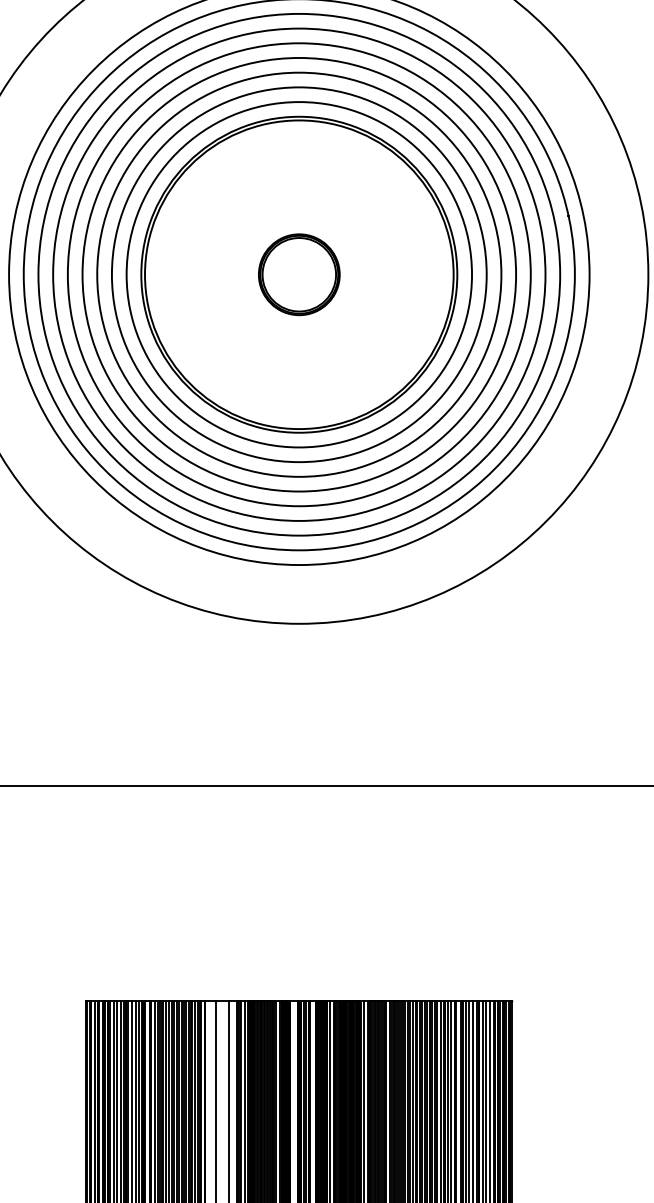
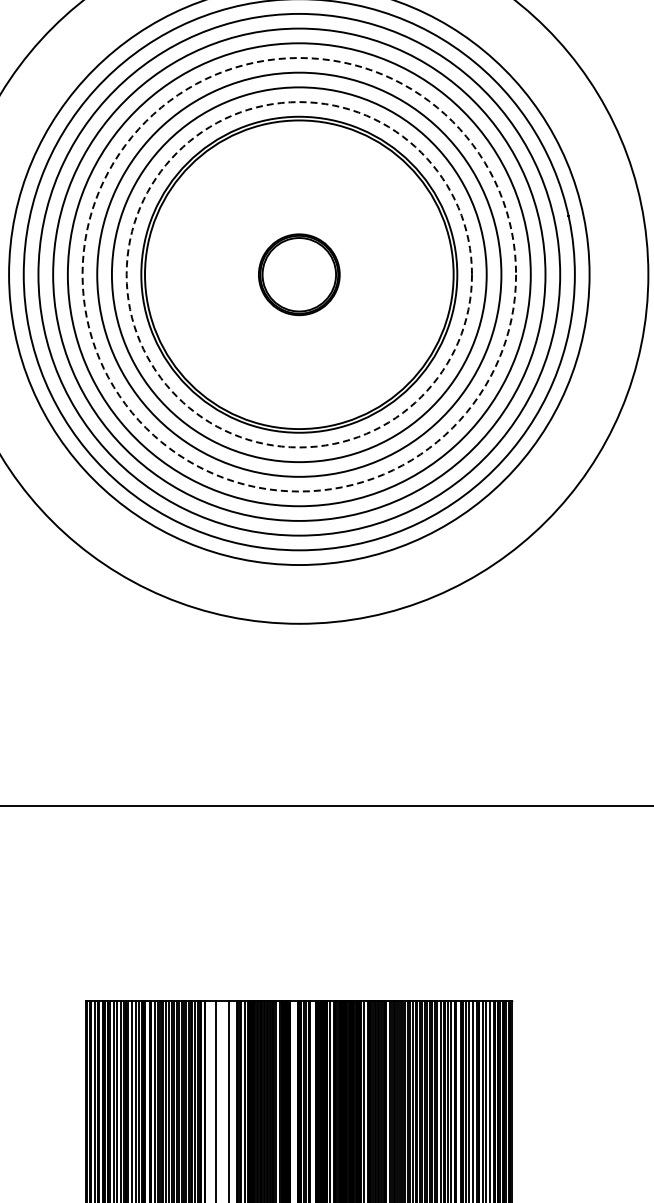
circle: solid -> dashed (299, 274)
circle: solid -> dashed (299, 274)
line position: (326, 786) -> (326, 806) (326, 806)
